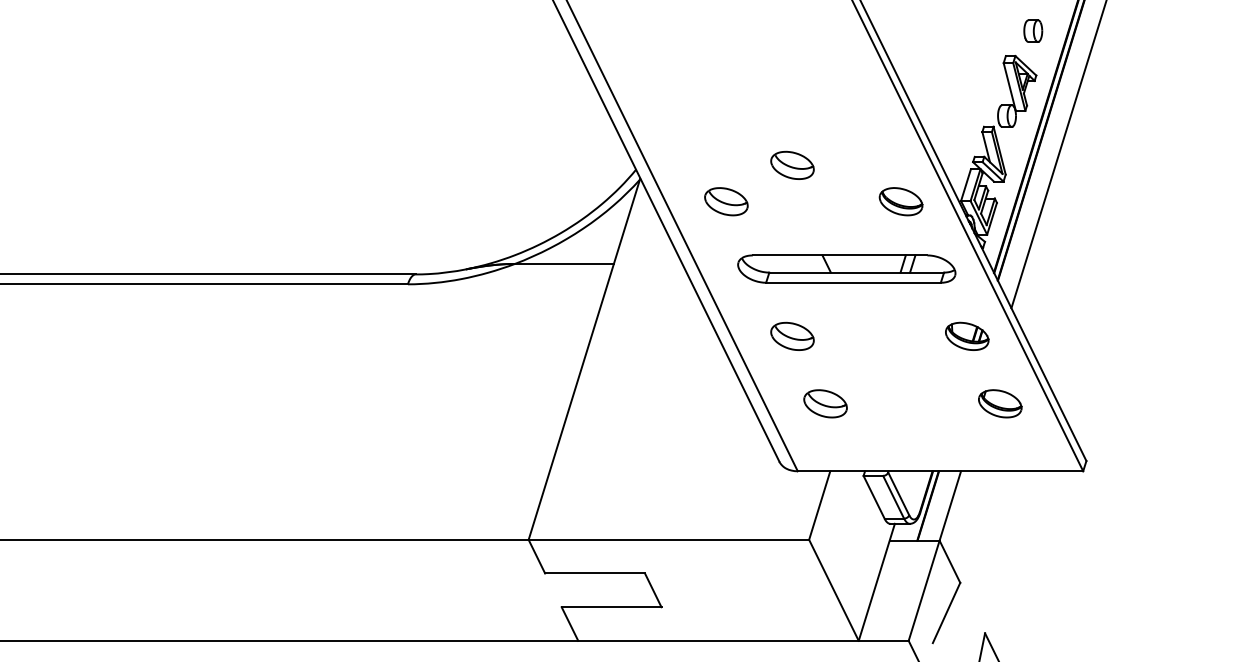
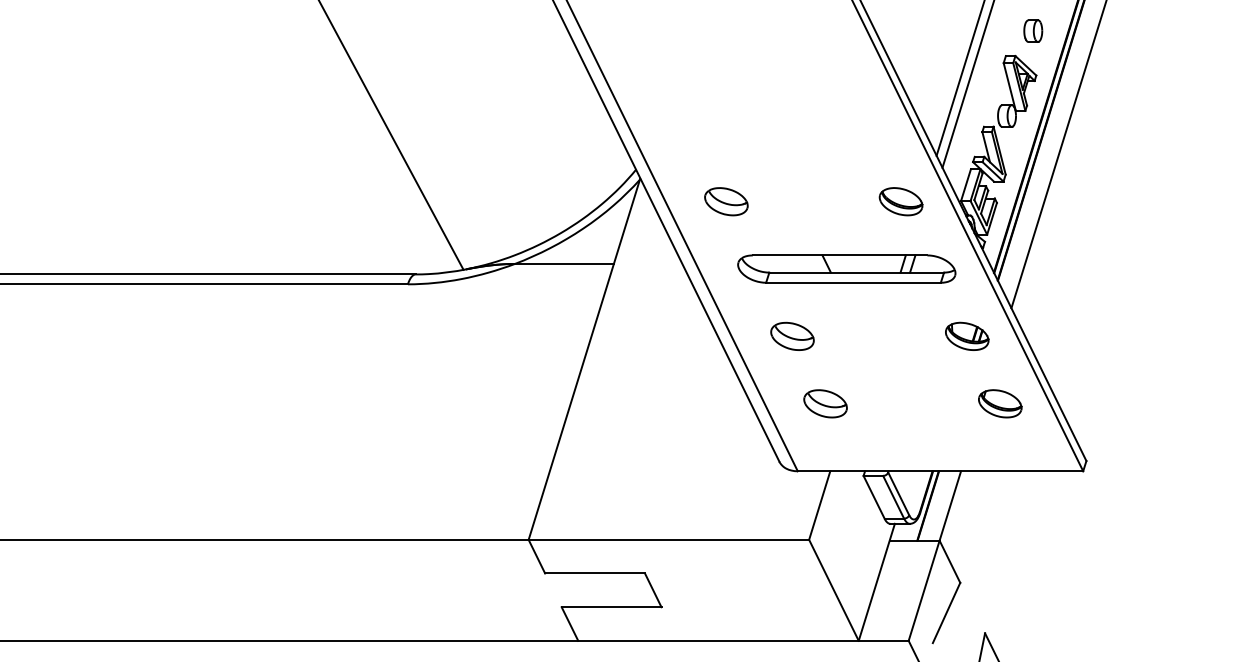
line: none -> present (959, 78)
line: none -> present (967, 84)
line: none -> present (391, 135)
part: present -> none (792, 164)
